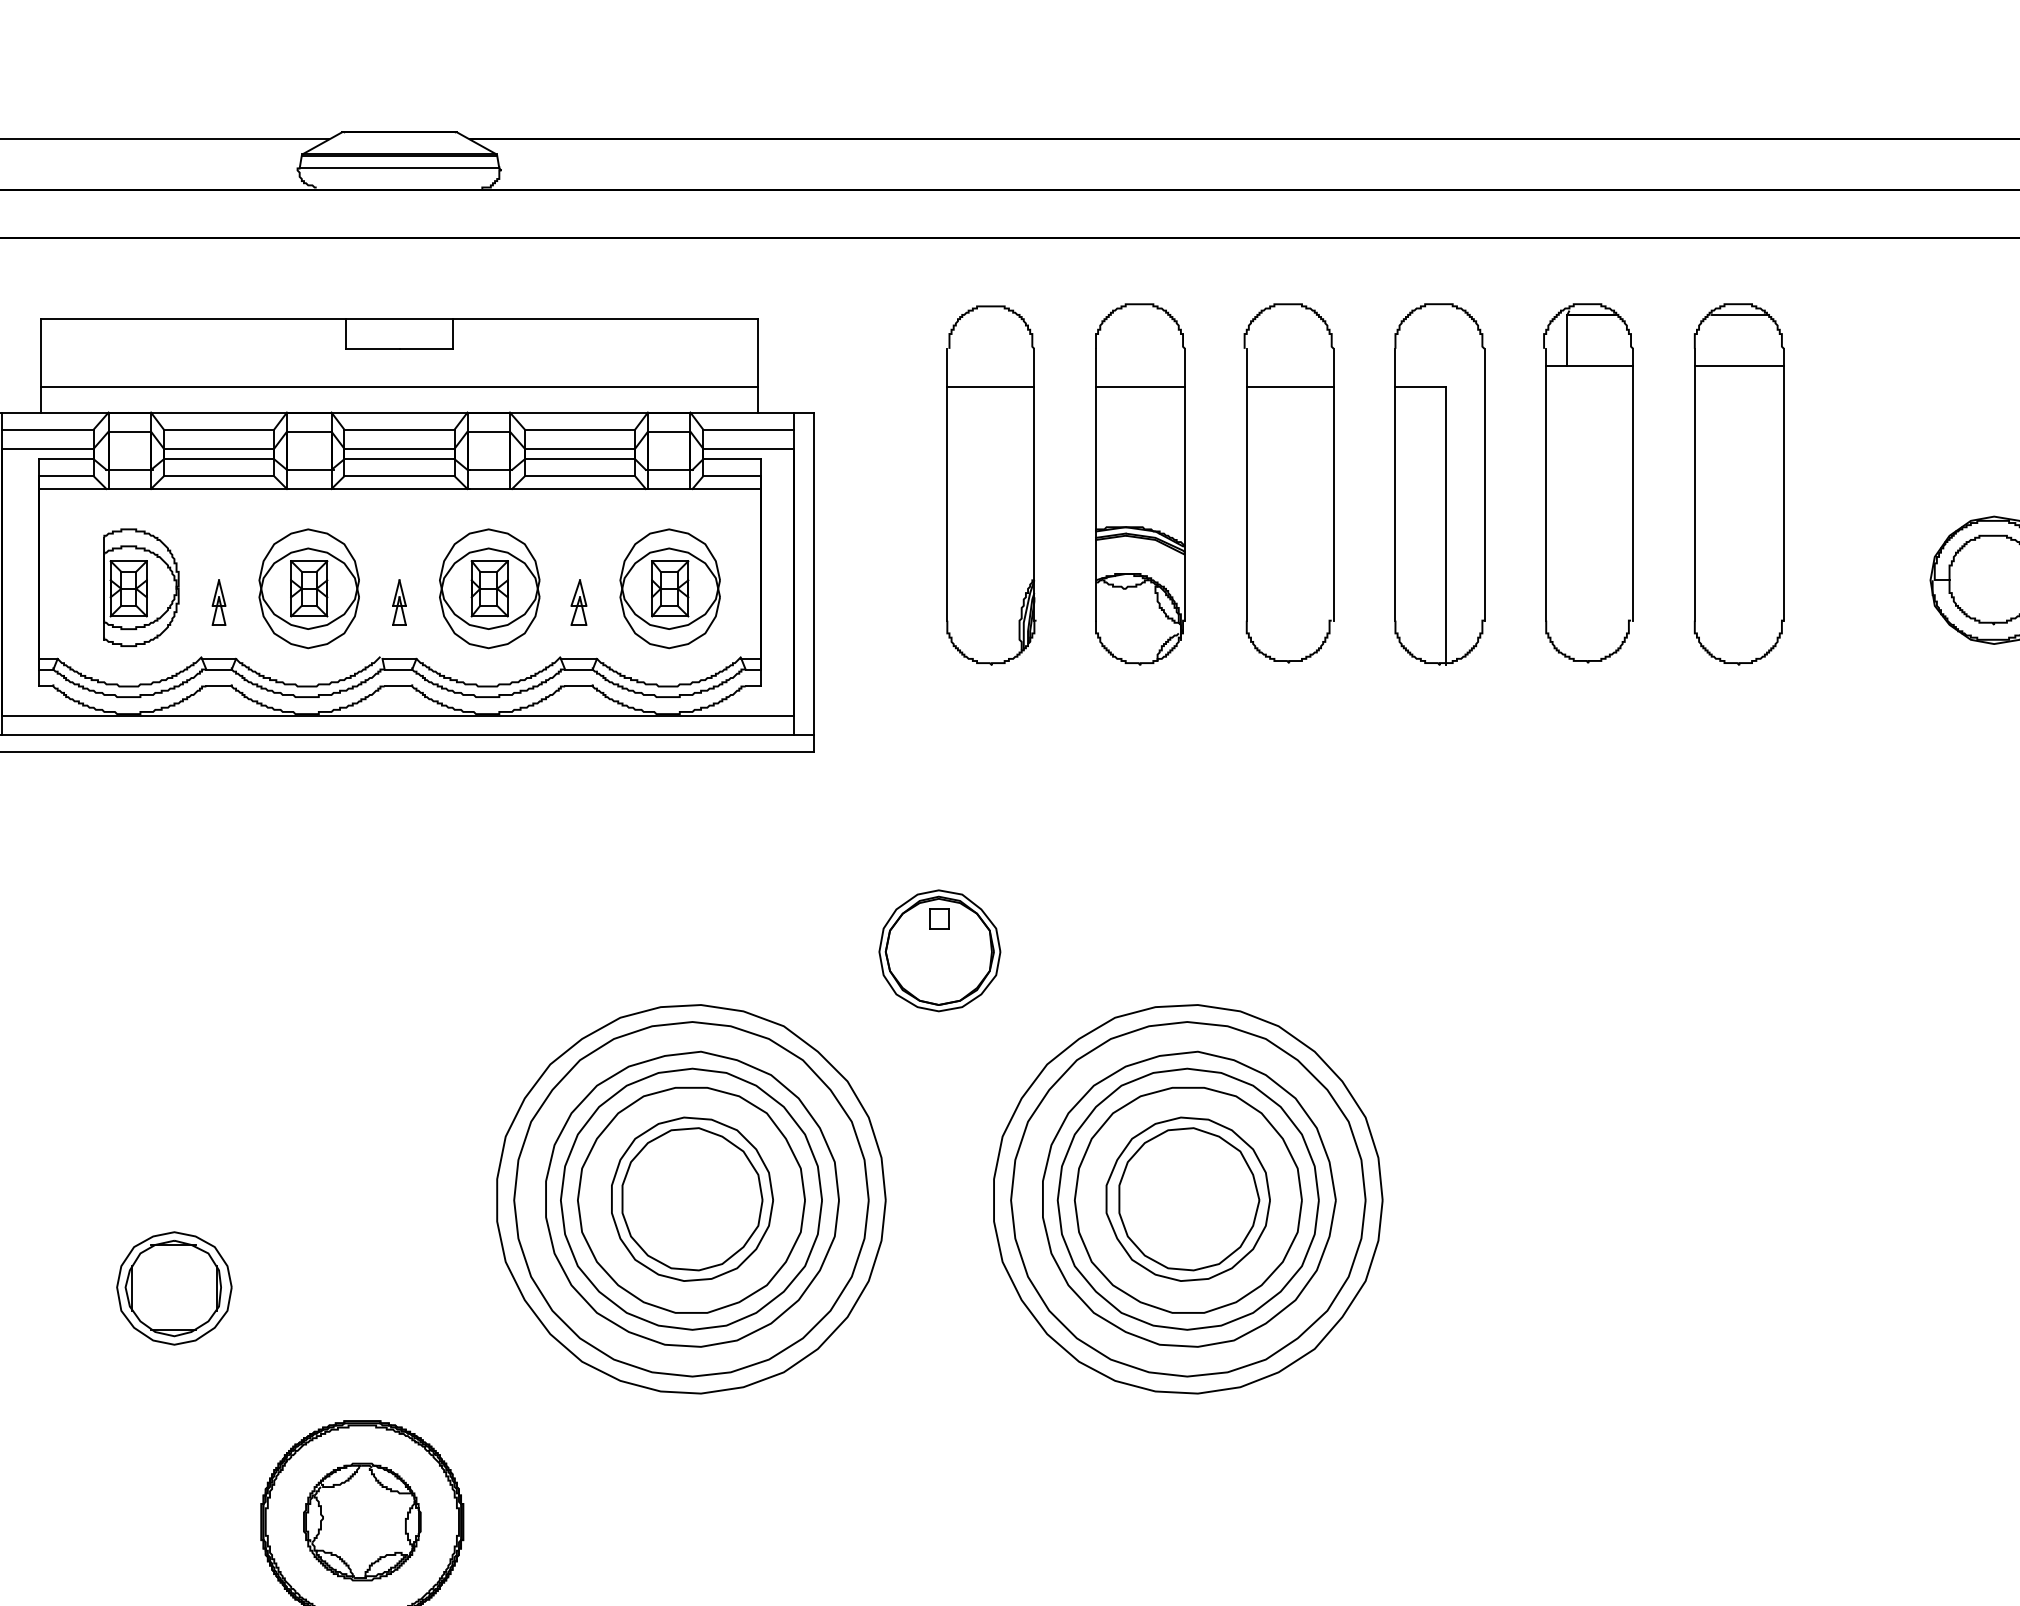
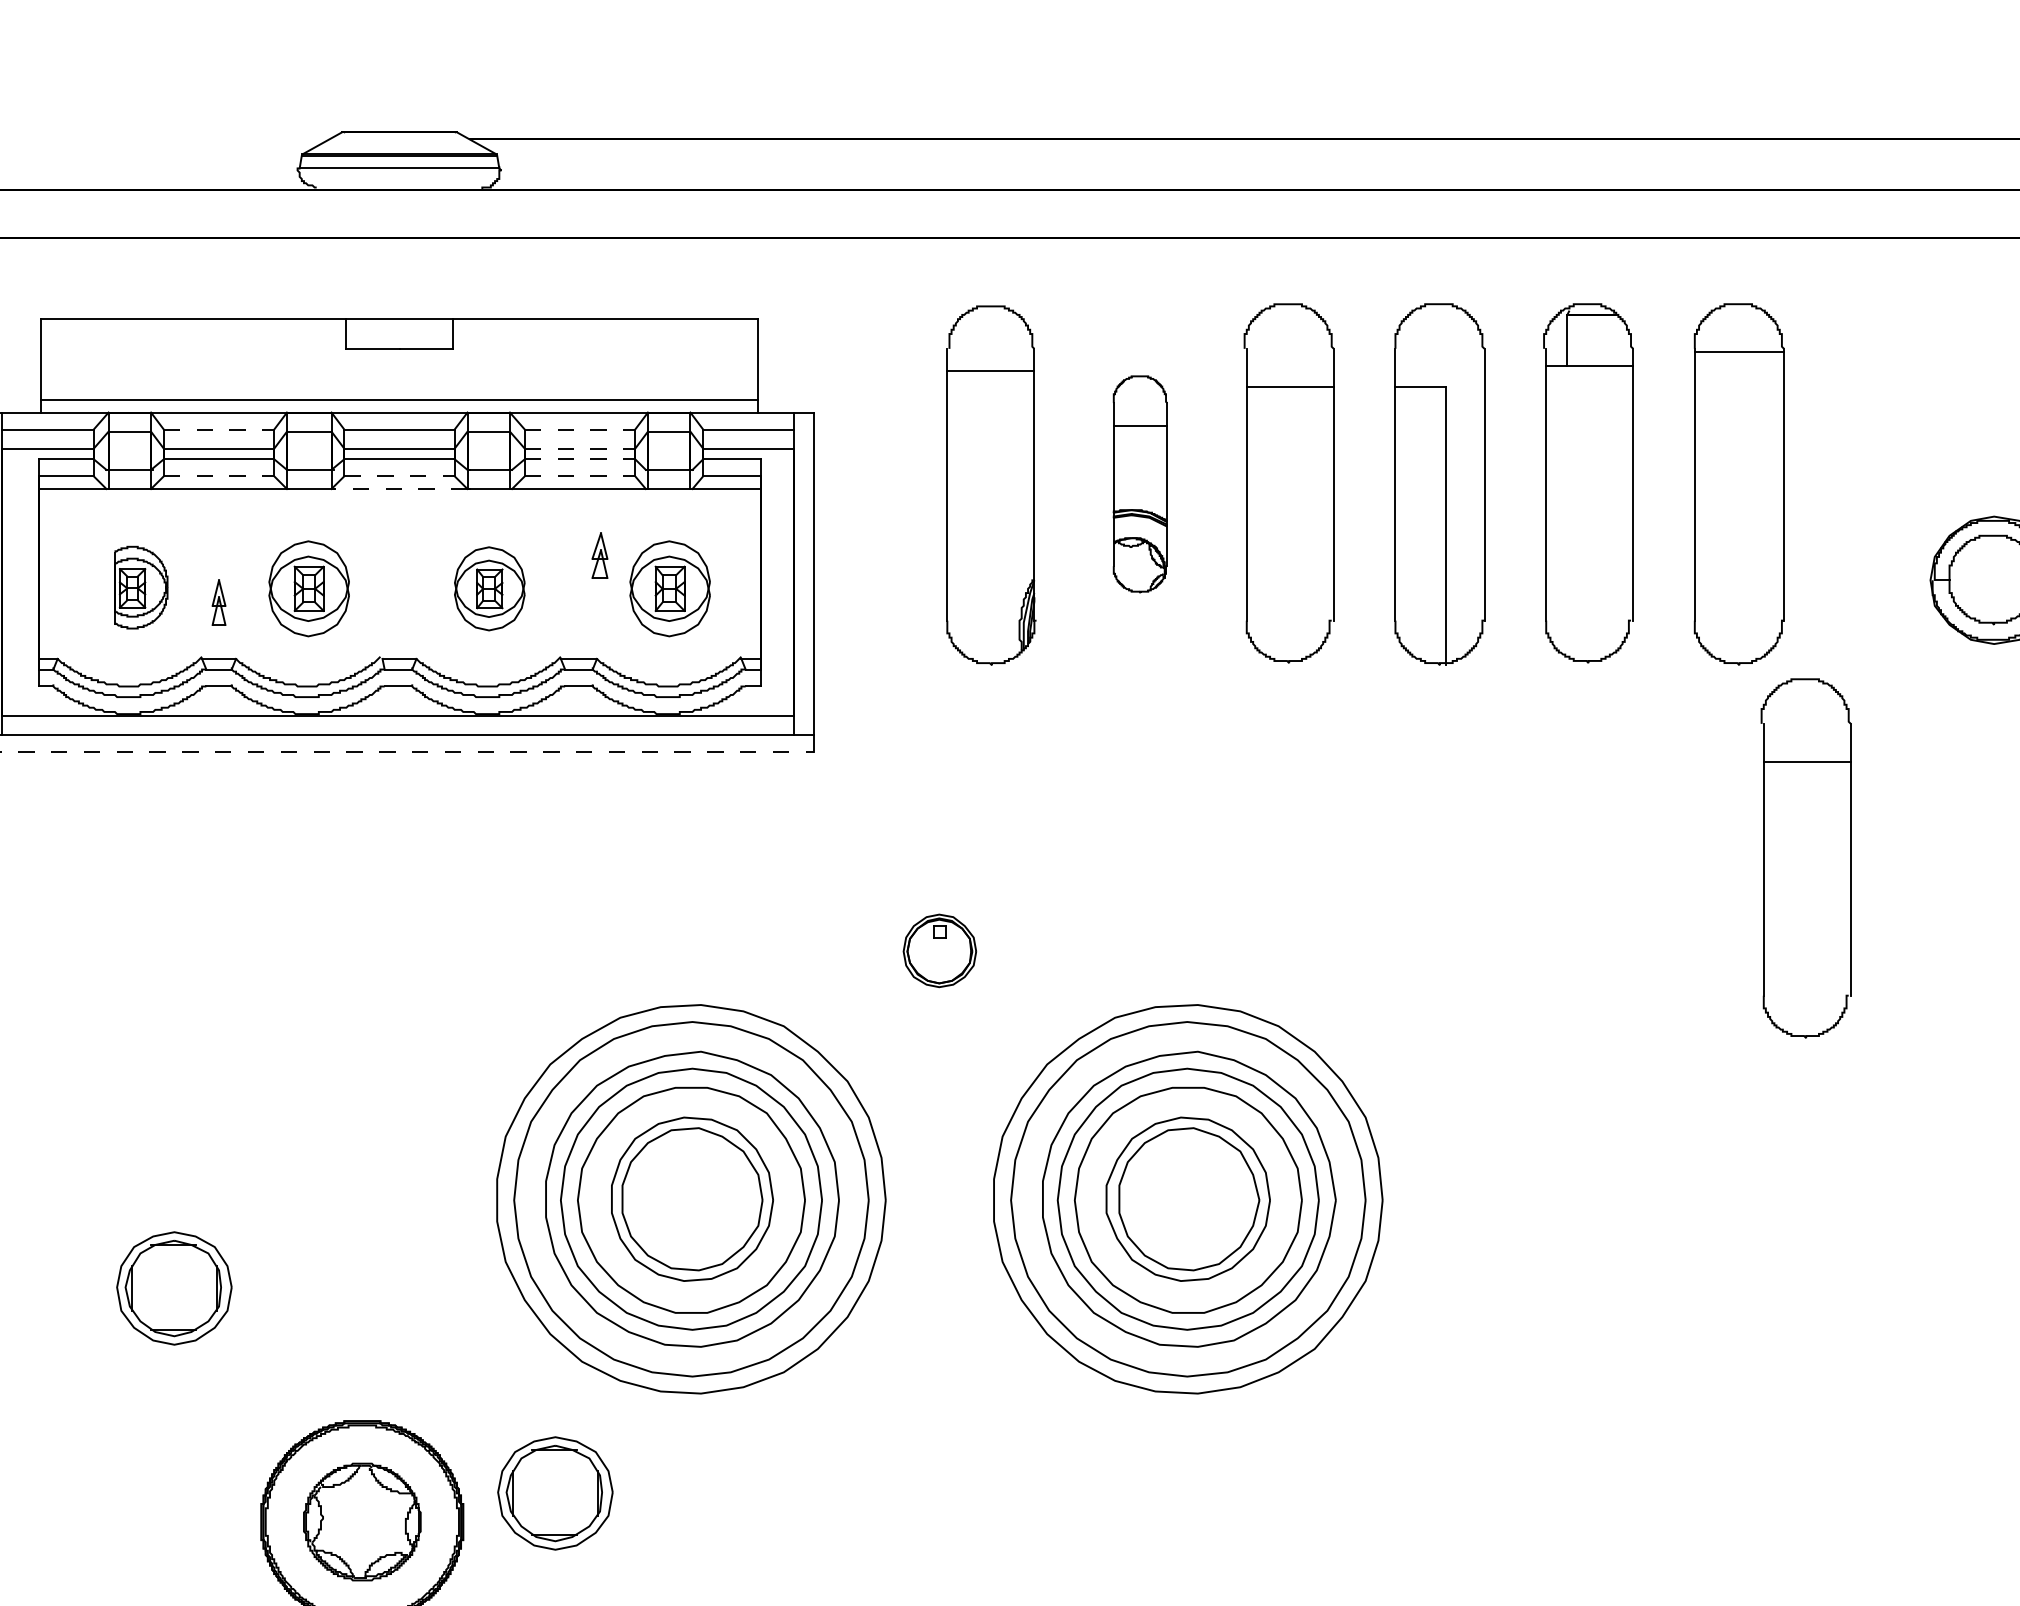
line: present -> none (165, 138)
line: present -> none (1738, 314)
line position: (1739, 365) -> (1739, 351) (1739, 351)
line position: (399, 387) -> (399, 400) (399, 400)
line position: (990, 387) -> (990, 371) (990, 371)
line: solid -> dashed (219, 429)
line: solid -> dashed (580, 429)
line: solid -> dashed (580, 448)
line: solid -> dashed (580, 459)
line: solid -> dashed (219, 476)
line: solid -> dashed (400, 476)
line: solid -> dashed (580, 476)
part size: 91x363 px -> 56x219 px (1139, 484)
line: solid -> dashed (399, 489)
part size: 77x119 px -> 55x85 px (141, 587)
part size: 102x122 px -> 82x98 px (308, 588)
part size: 102x122 px -> 72x86 px (489, 588)
part size: 102x122 px -> 82x98 px (669, 588)
part: present -> none (399, 602)
part position: (578, 602) -> (599, 555) (599, 555)
line: solid -> dashed (407, 752)
part: none -> present (1764, 858)
part size: 124x124 px -> 76x76 px (939, 950)
part: none -> present (555, 1493)
